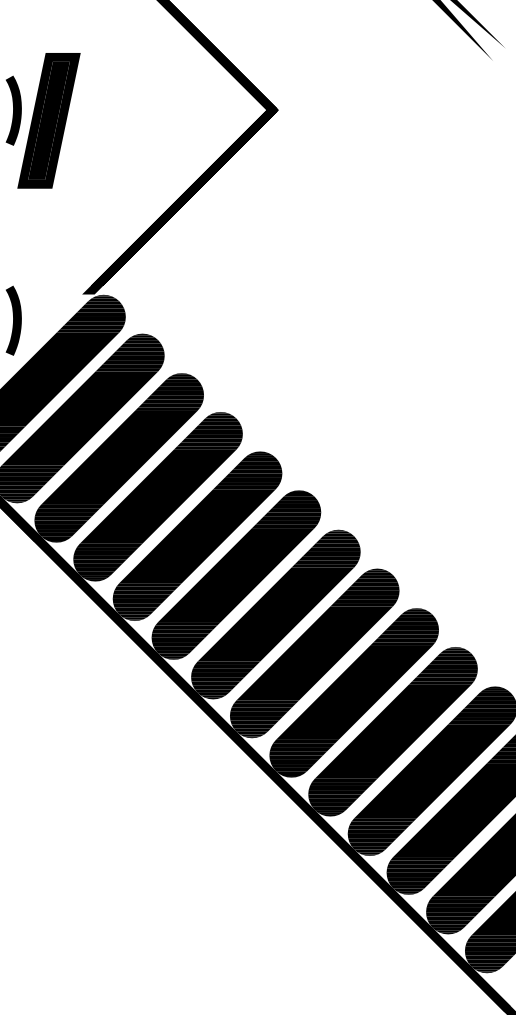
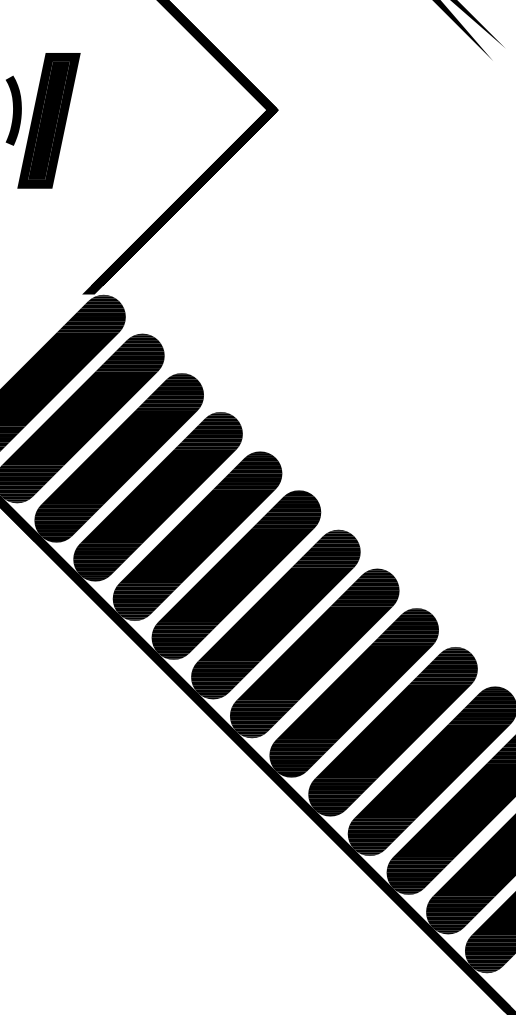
curve: present -> none (13, 320)
